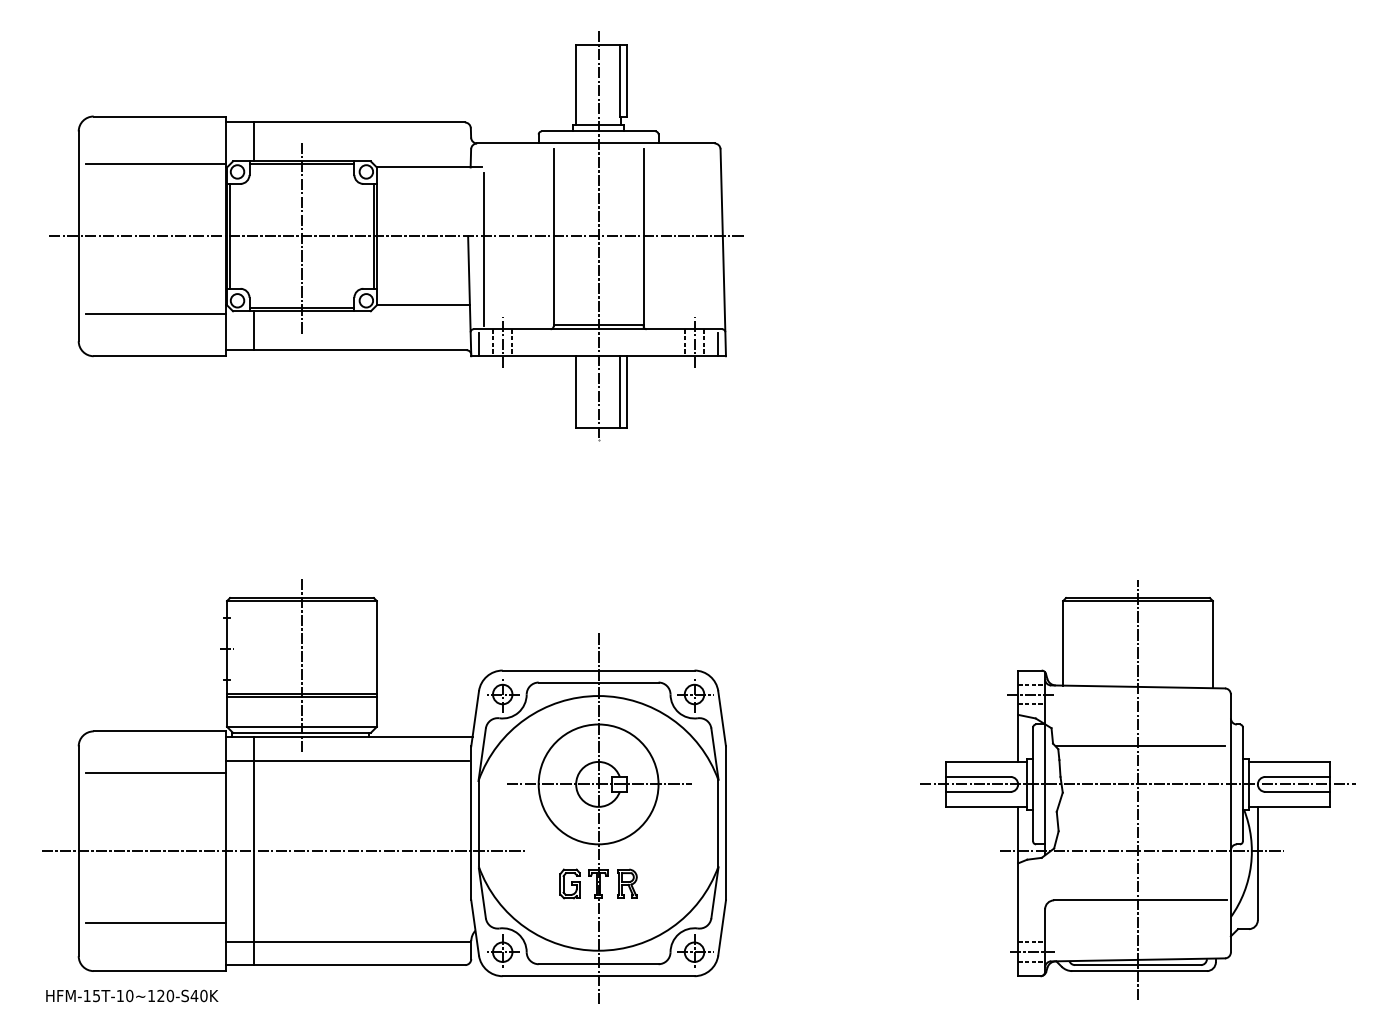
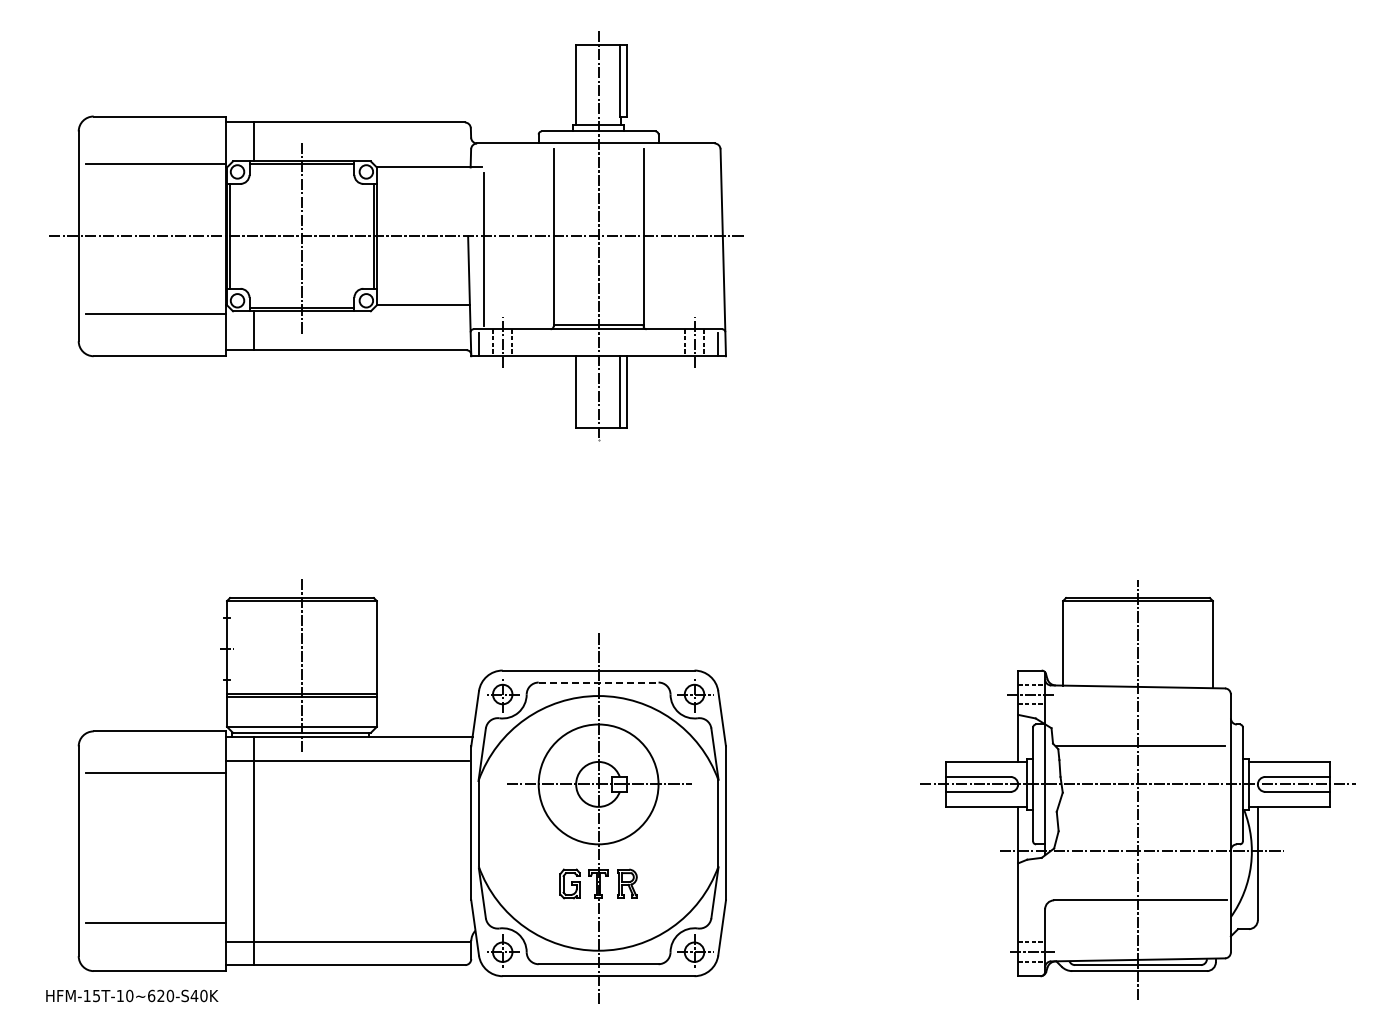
line: solid -> dashed (598, 682)
line: present -> none (282, 851)
text: HFM-15T-10~120-S40K -> HFM-15T-10~620-S40K (151, 995)
